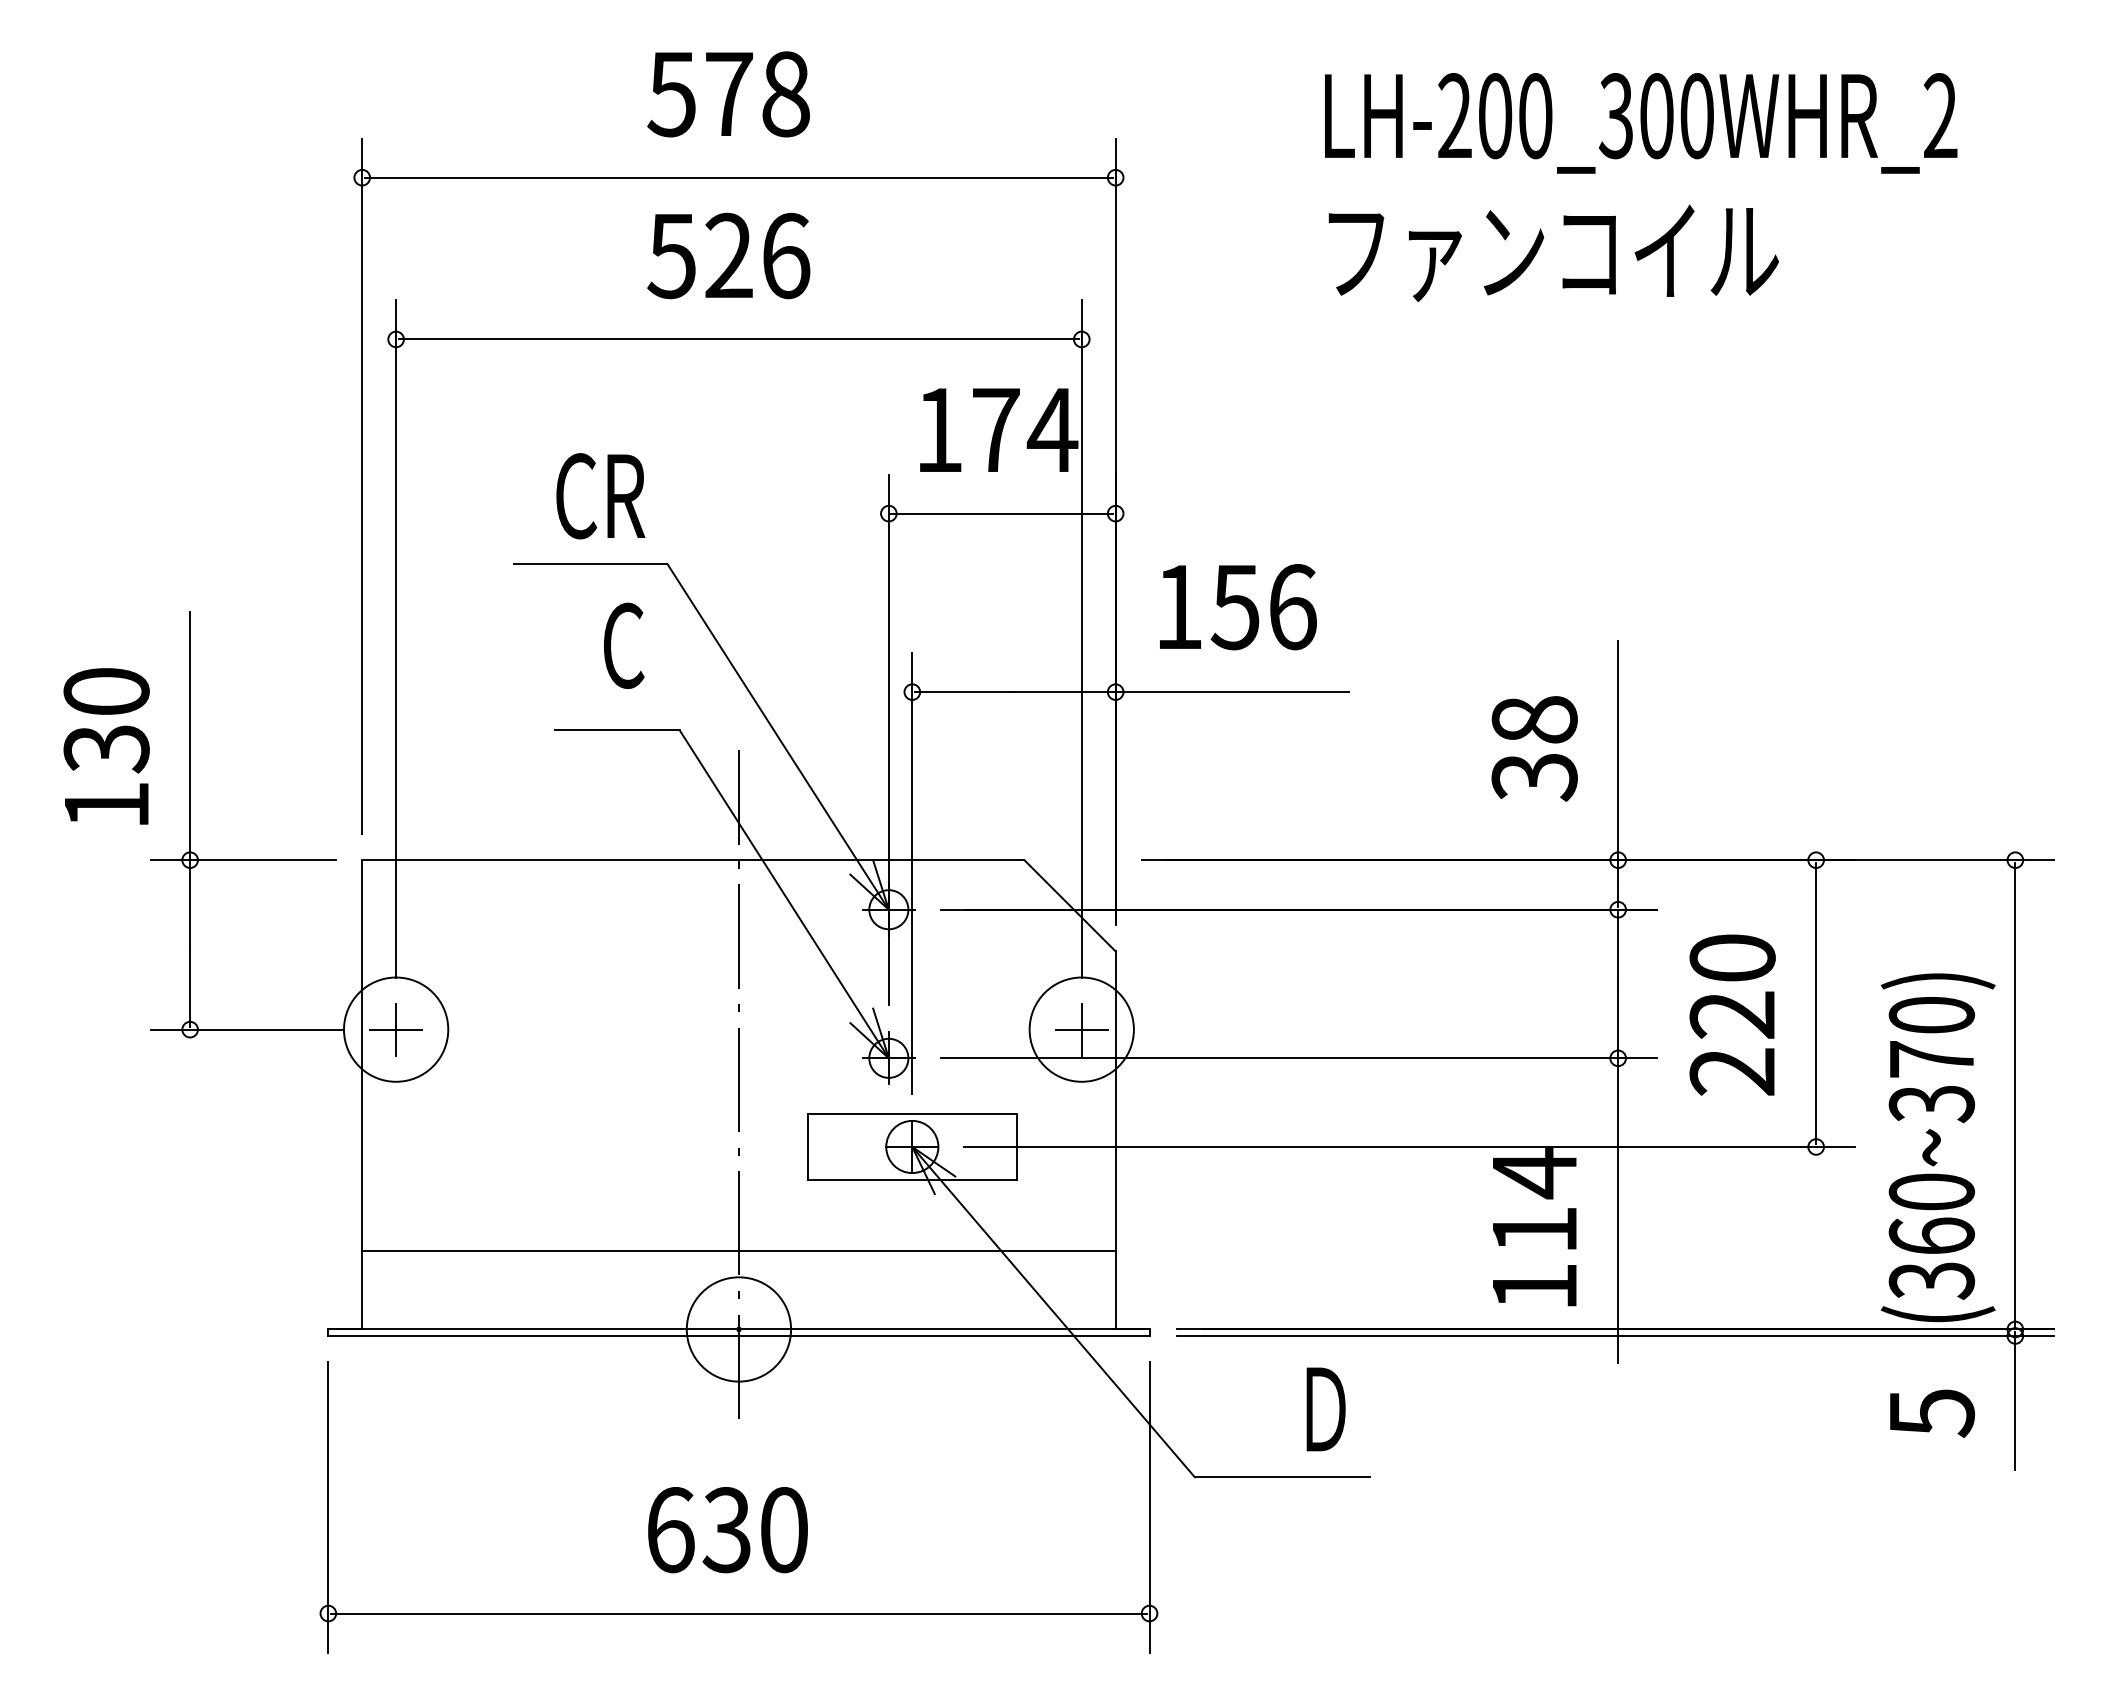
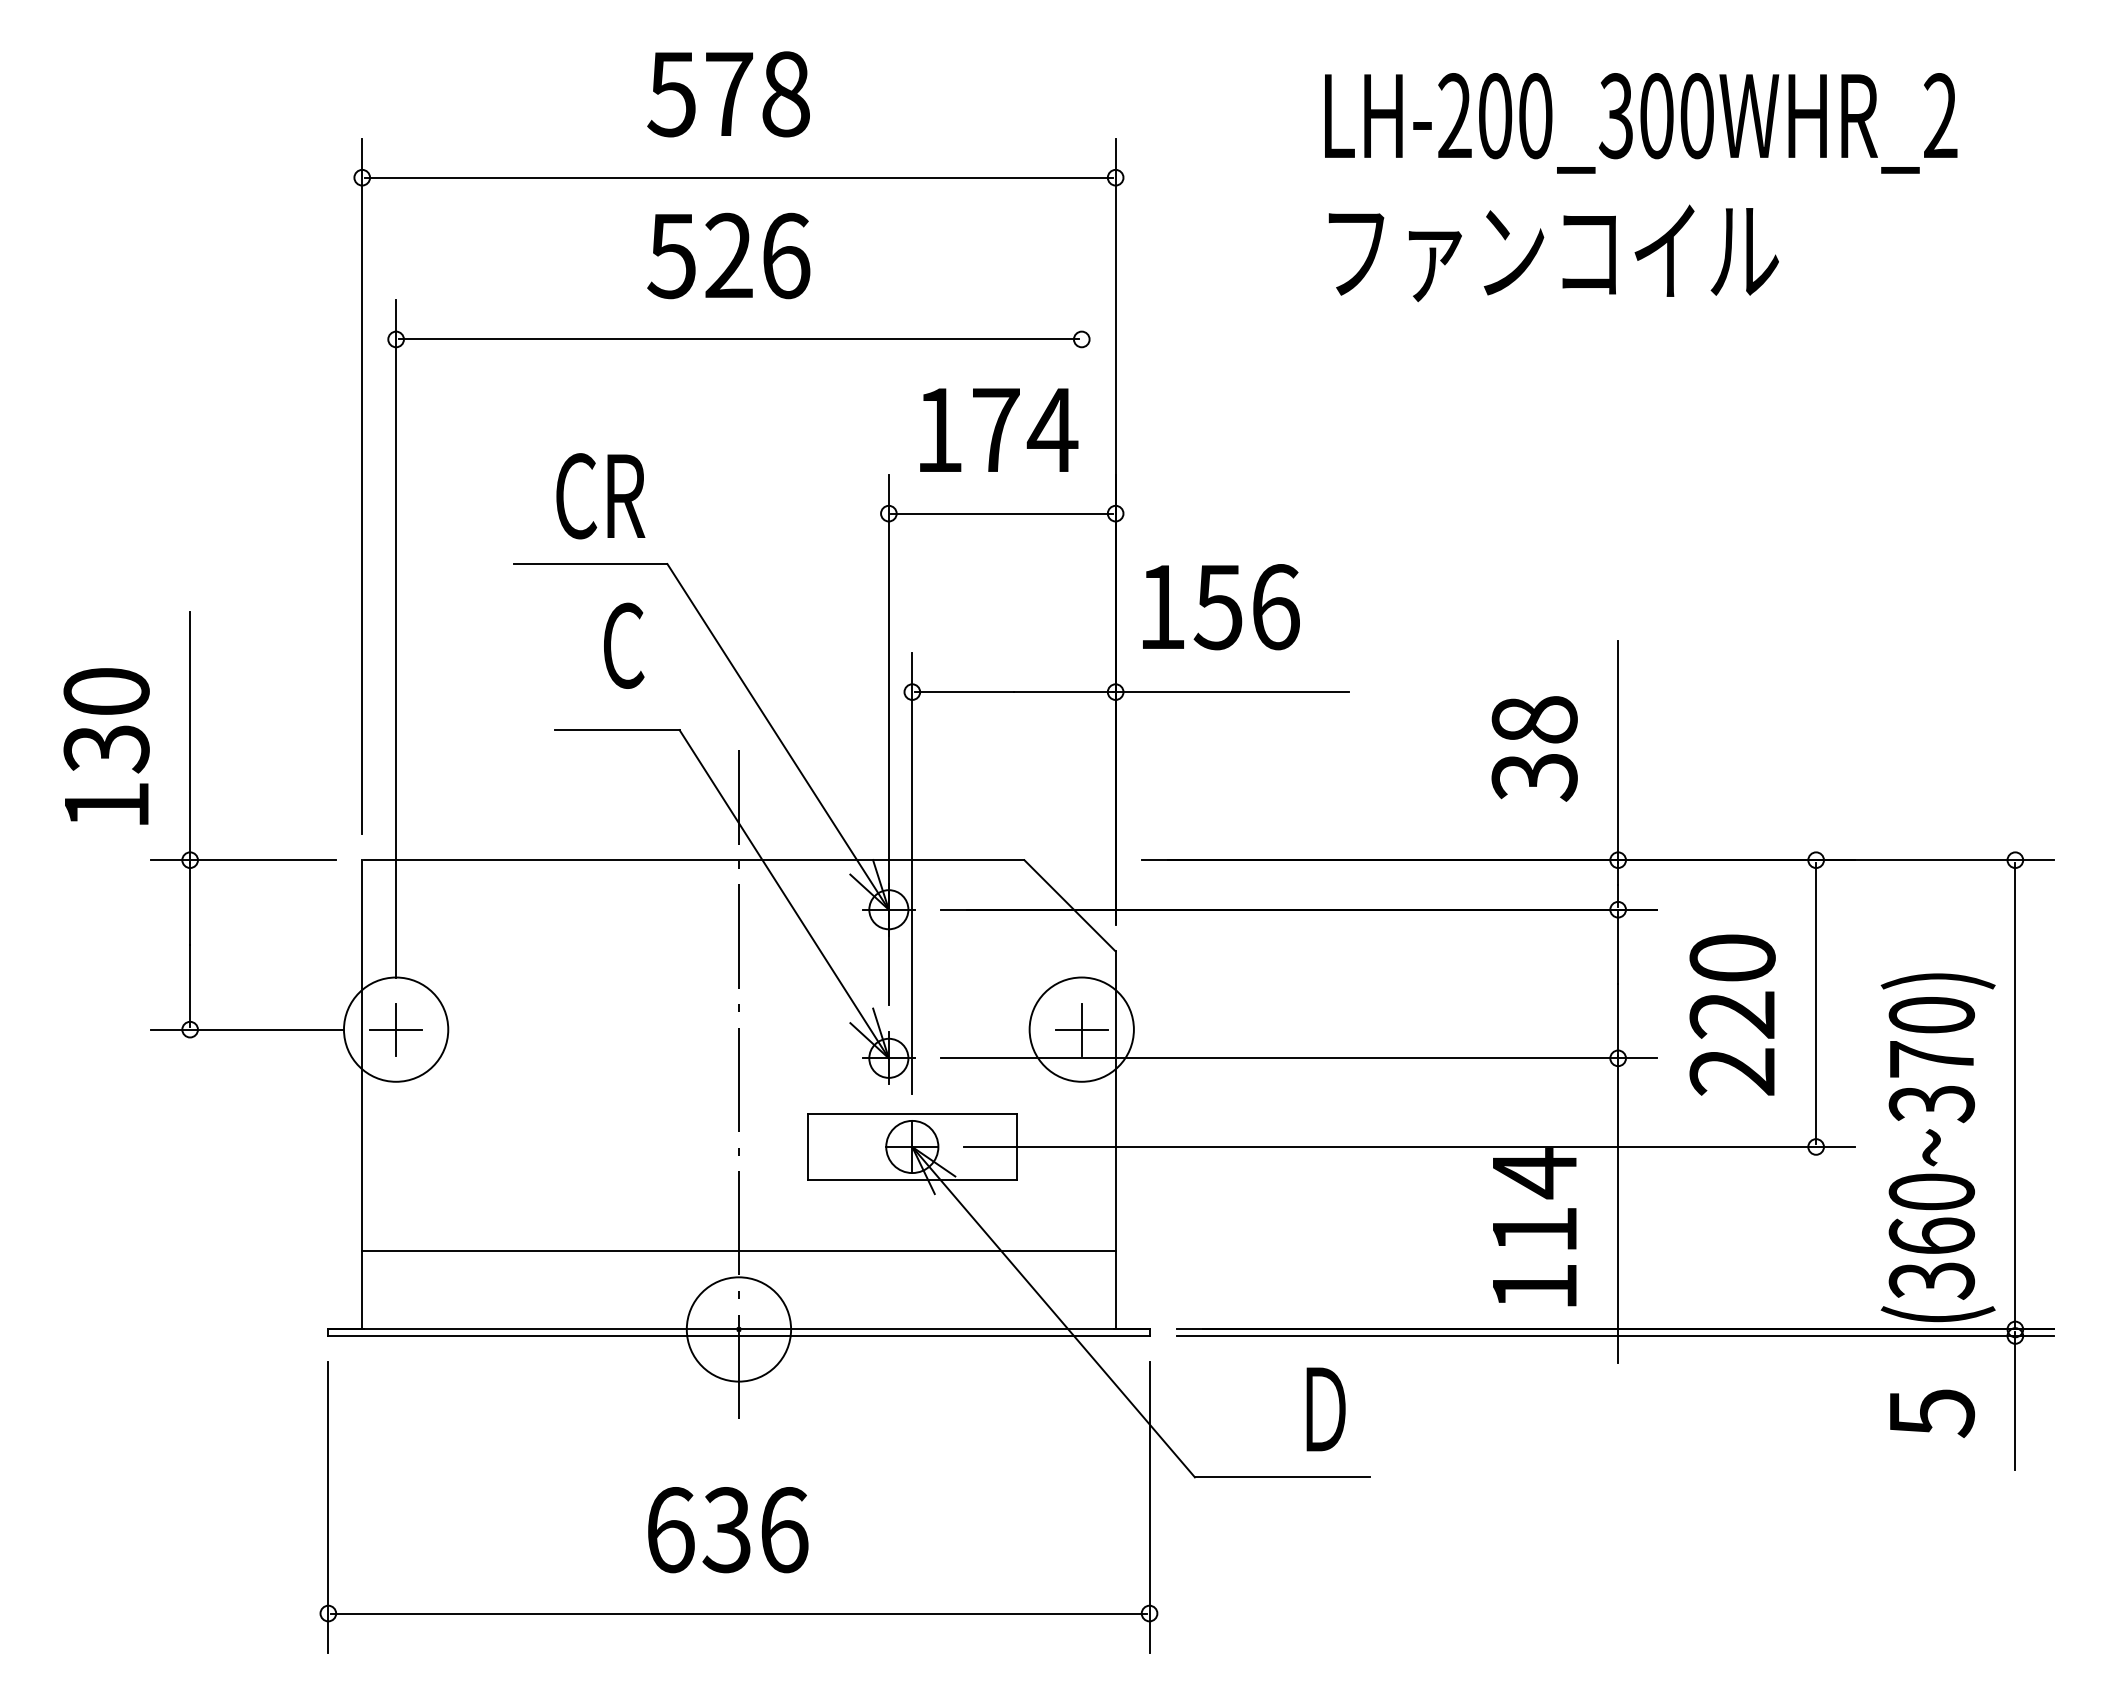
text position: (1238, 607) -> (1221, 607) (1221, 607)
line: present -> none (1081, 638)
text: 630 -> 636 (784, 1530)
